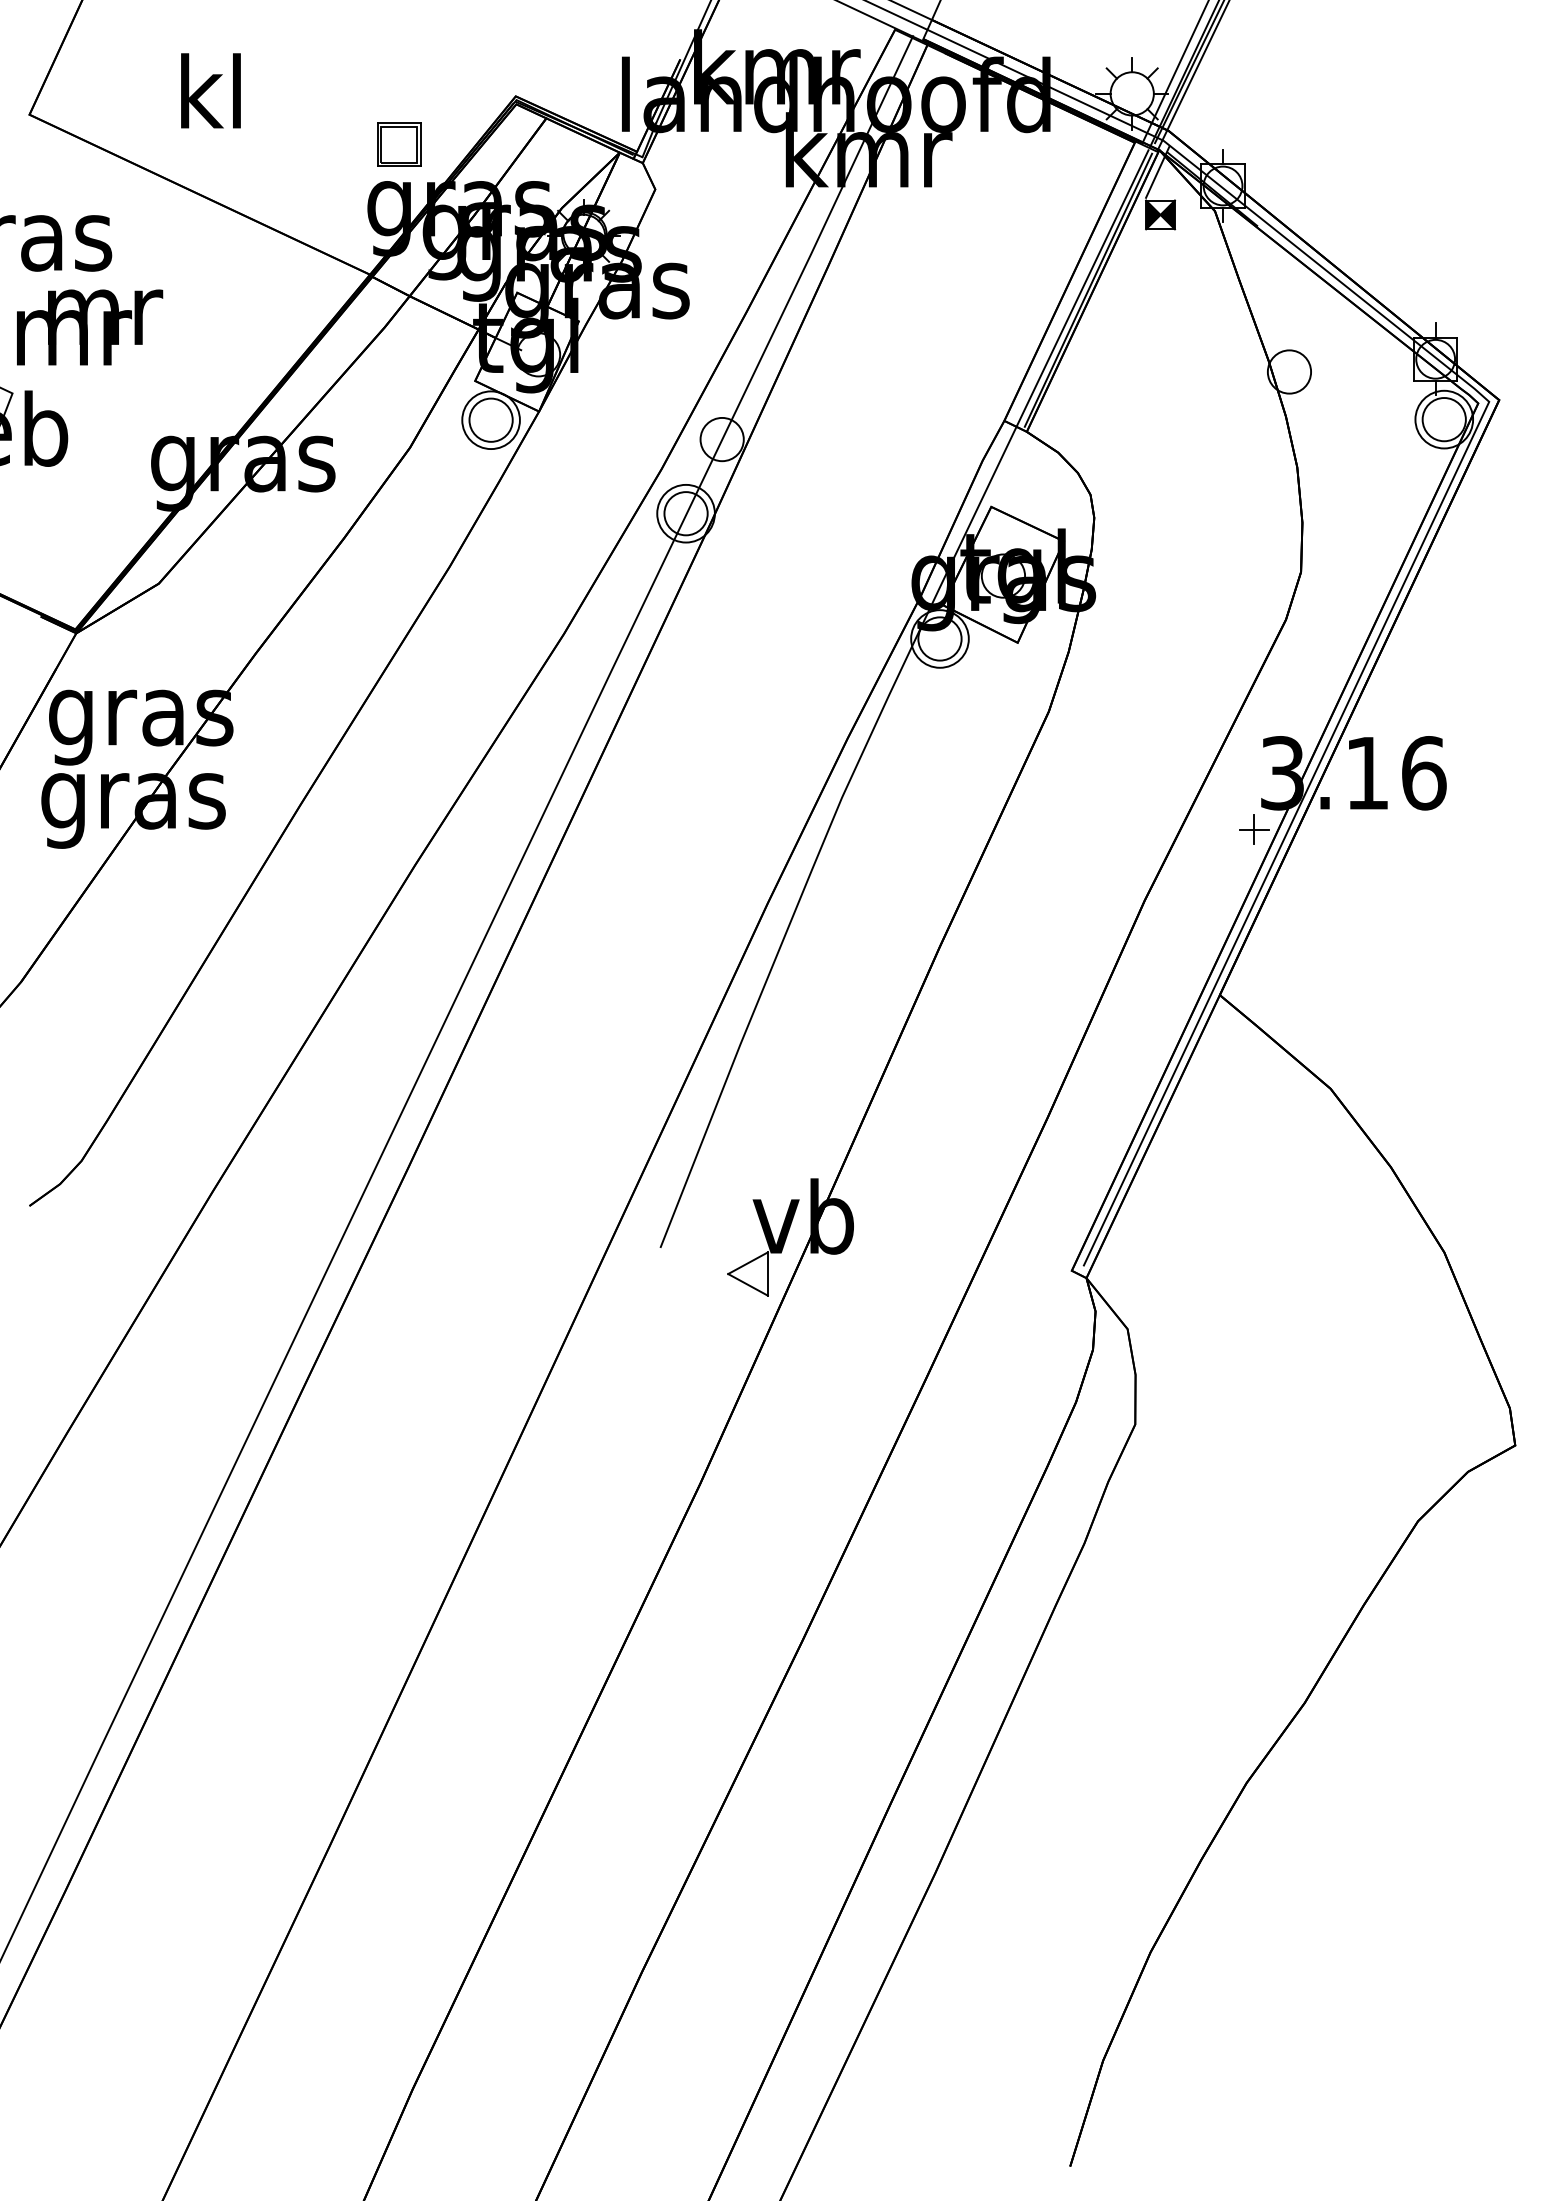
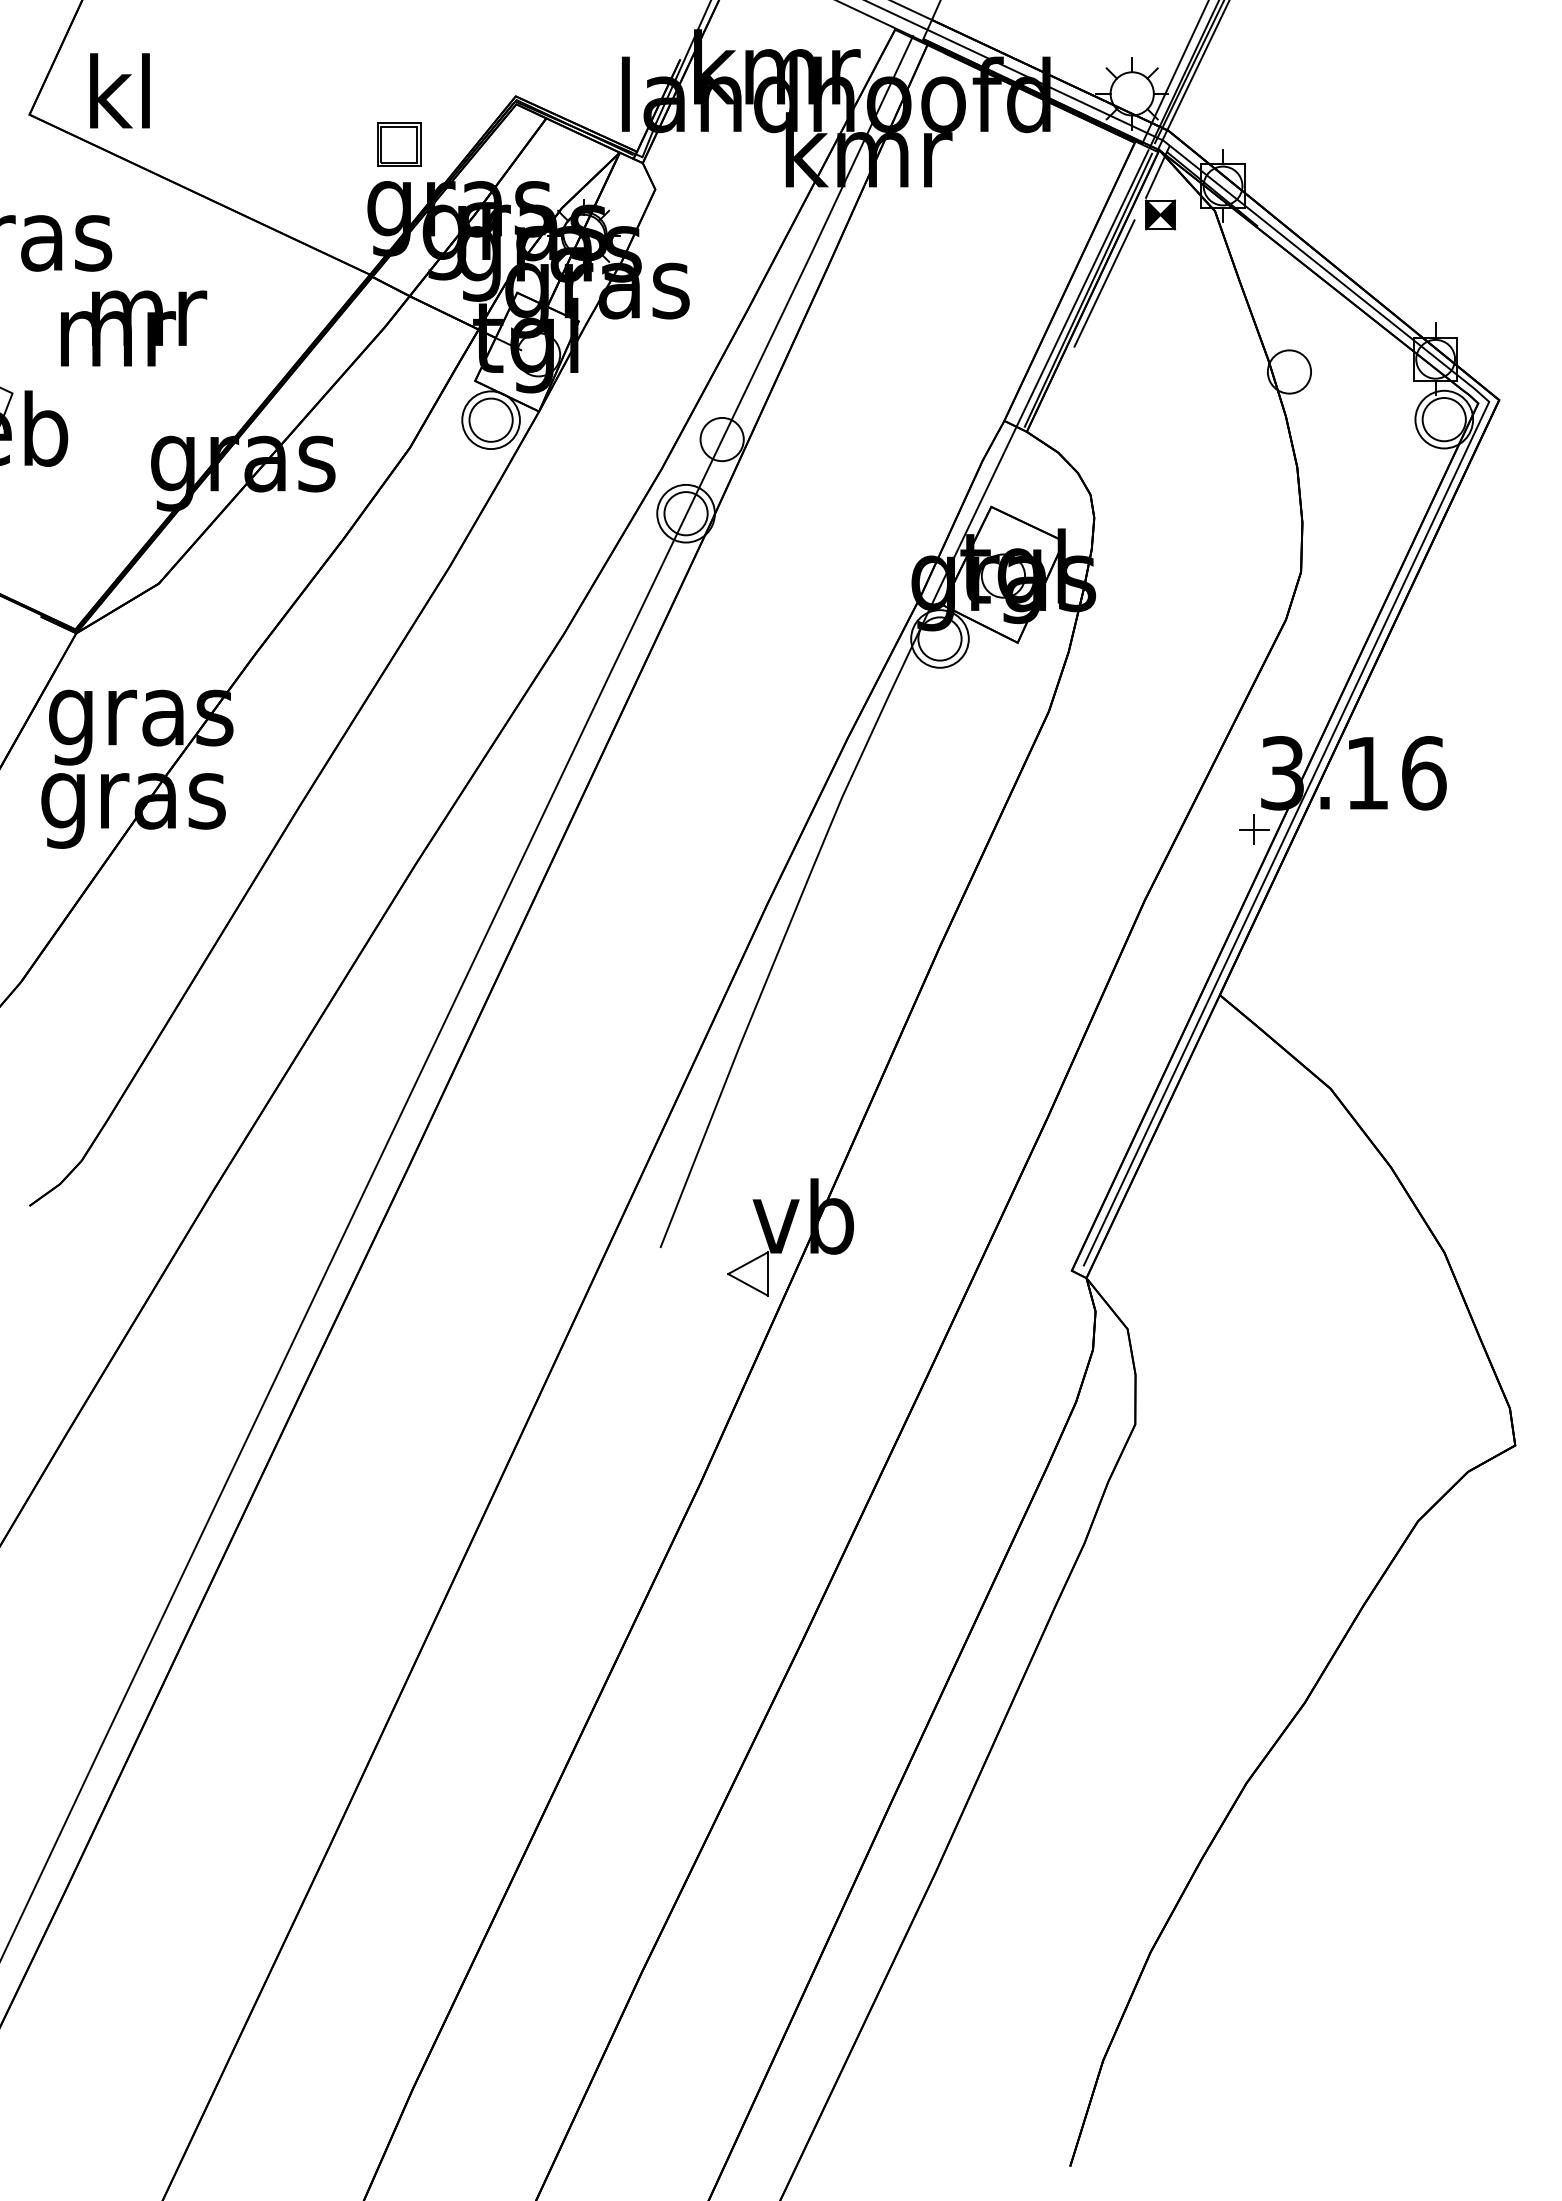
text position: (210, 90) -> (119, 90) (119, 90)
line: none -> present (1104, 283)
text position: (90, 327) -> (134, 328) (134, 328)
